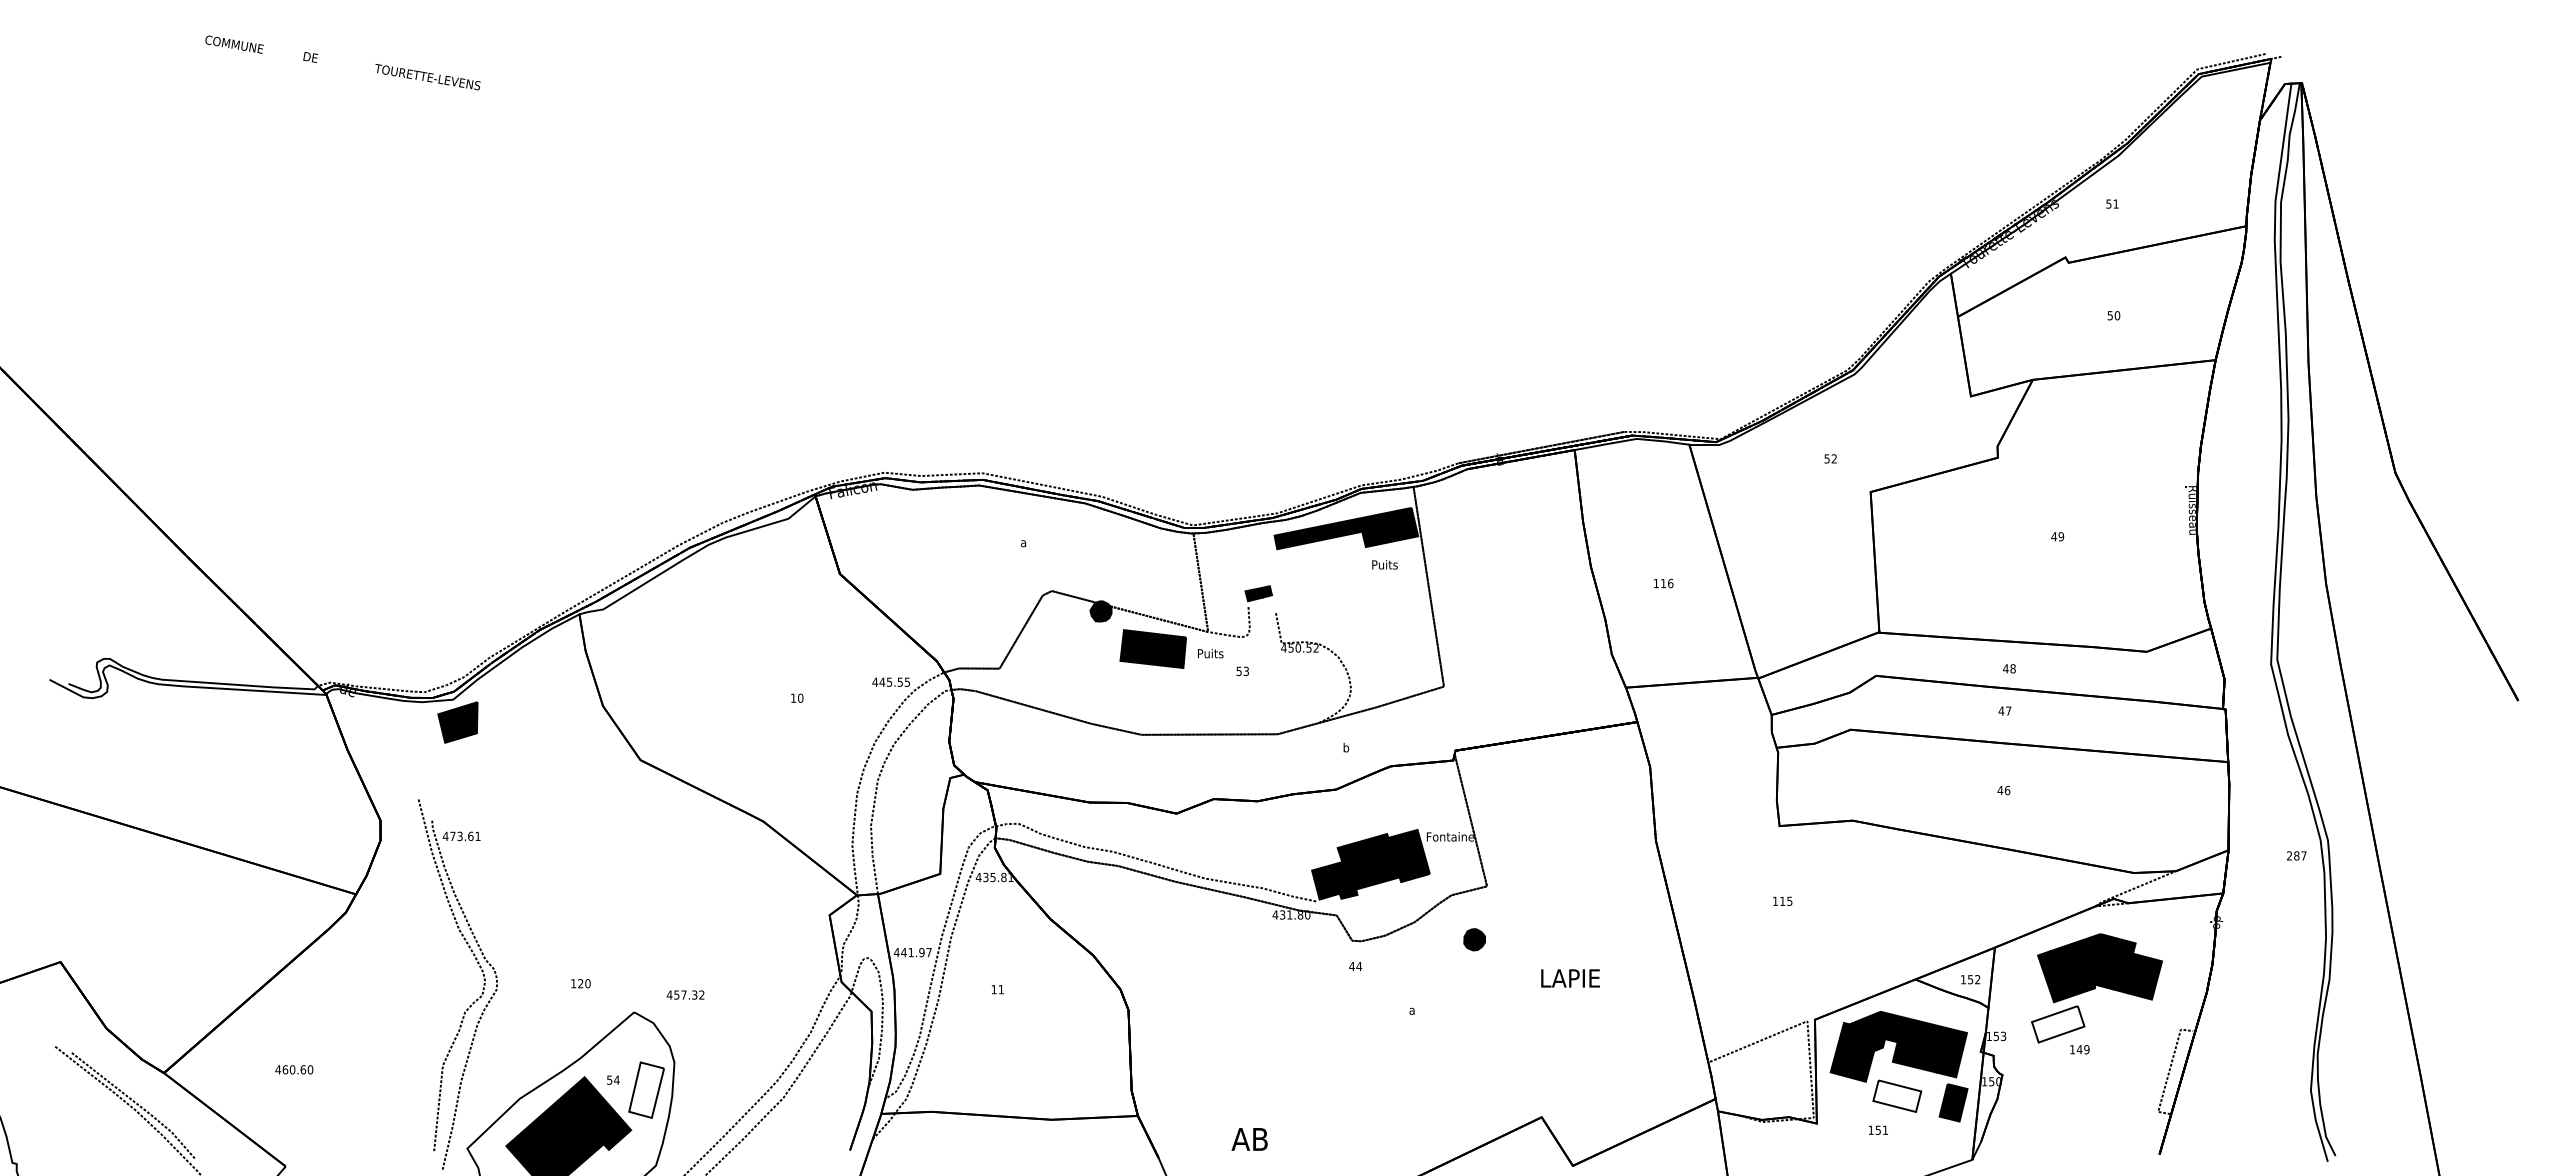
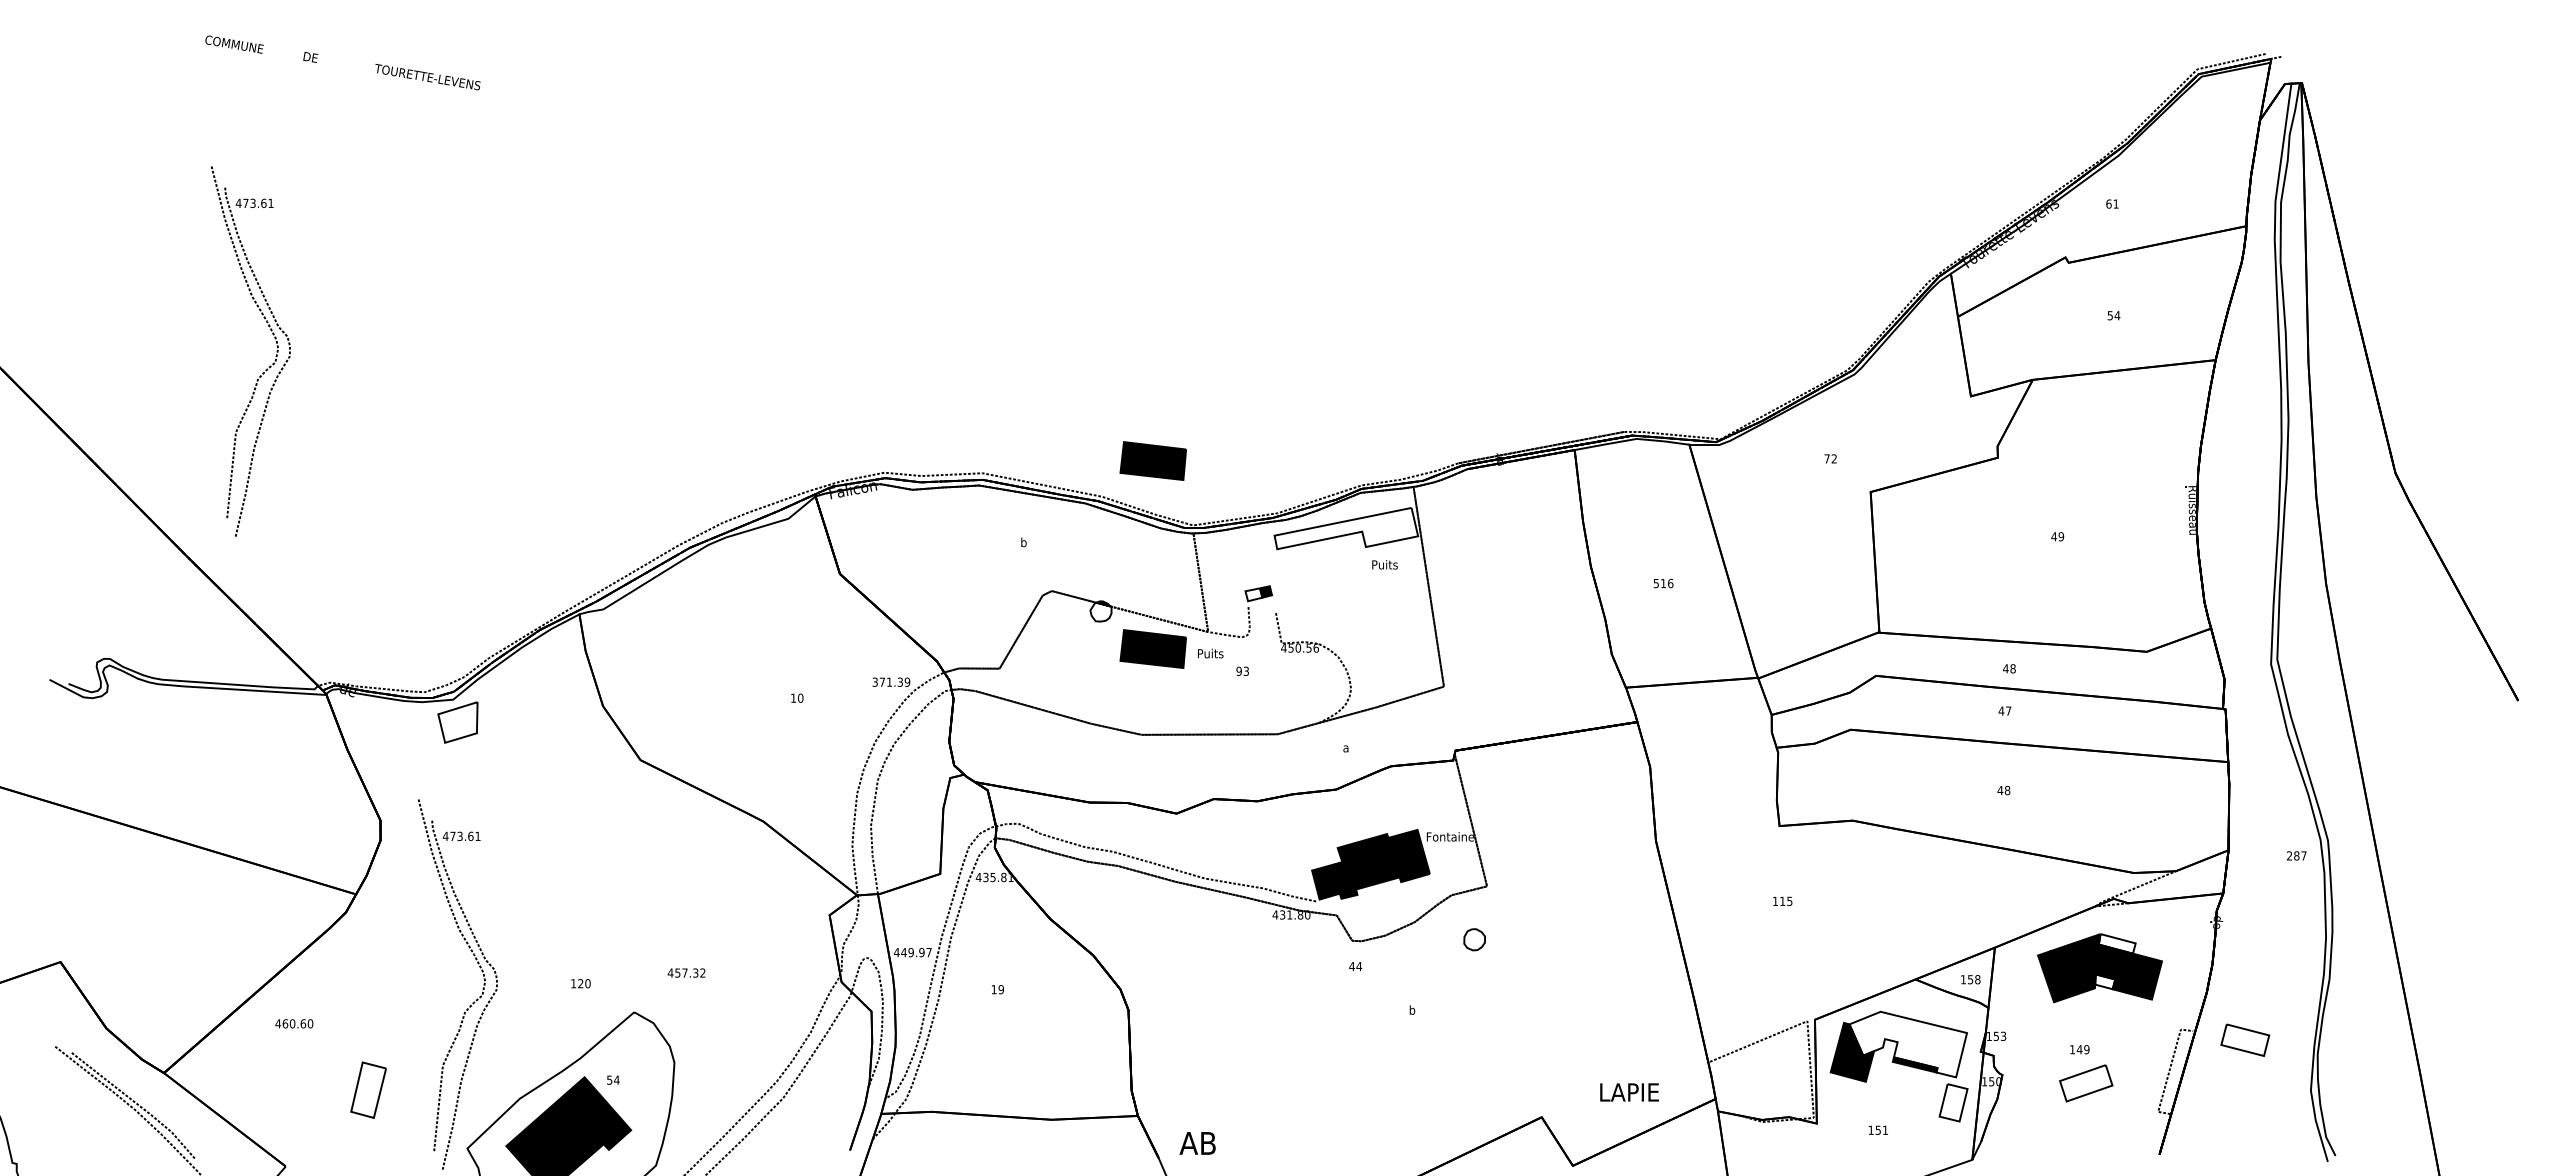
text: 51 -> 61 (2108, 203)
text: 50 -> 54 (2117, 315)
part: none -> present (266, 368)
text: 52 -> 72 (1826, 458)
part: none -> present (1152, 460)
fill: present -> none (1346, 528)
text: a -> b (1023, 542)
text: 116 -> 516 (1655, 583)
fill: present -> none (1253, 594)
fill: present -> none (1100, 611)
text: 450.52 -> 450.56 (1315, 647)
text: 53 -> 93 (1238, 670)
text: 445.55 -> 371.39 (891, 681)
fill: present -> none (457, 722)
text: b -> a (1346, 747)
text: 46 -> 48 (2007, 789)
fill: present -> none (1474, 939)
fill: present -> none (2116, 943)
text: 441.97 -> 449.97 (910, 952)
text position: (1570, 978) -> (1629, 1092) (1629, 1092)
text: 152 -> 158 (1977, 979)
fill: present -> none (2105, 981)
text: 11 -> 19 (1001, 989)
text position: (685, 994) -> (686, 972) (686, 972)
text: a -> b (1412, 1009)
part position: (2058, 1024) -> (2086, 1083) (2086, 1083)
fill: present -> none (1908, 1044)
text position: (294, 1069) -> (294, 1023) (294, 1023)
part position: (646, 1089) -> (368, 1089) (368, 1089)
part position: (1897, 1095) -> (2245, 1039) (2245, 1039)
fill: present -> none (1953, 1102)
text position: (1249, 1139) -> (1197, 1143) (1197, 1143)
